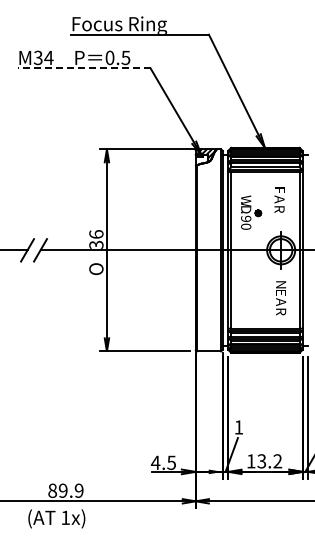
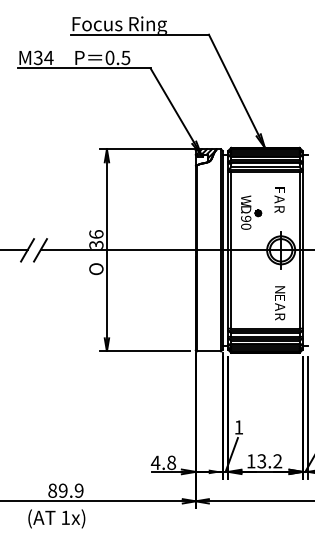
line: dashed -> solid (84, 68)
text position: (281, 298) -> (280, 303) (280, 303)
text: 4.5 -> 4.8 (171, 462)
